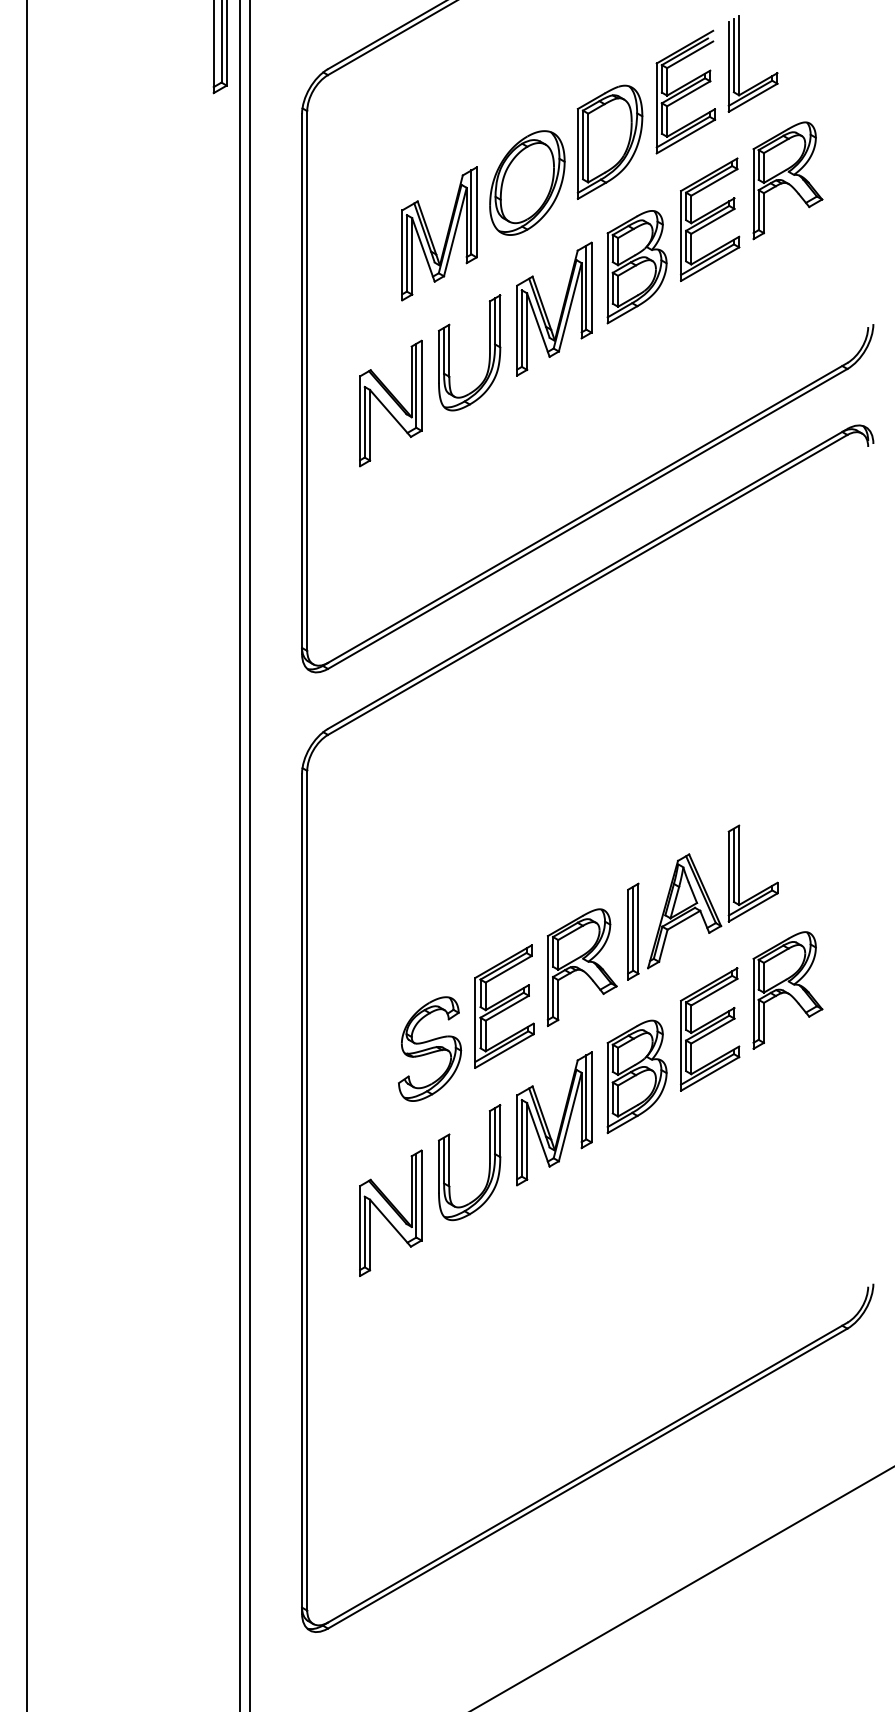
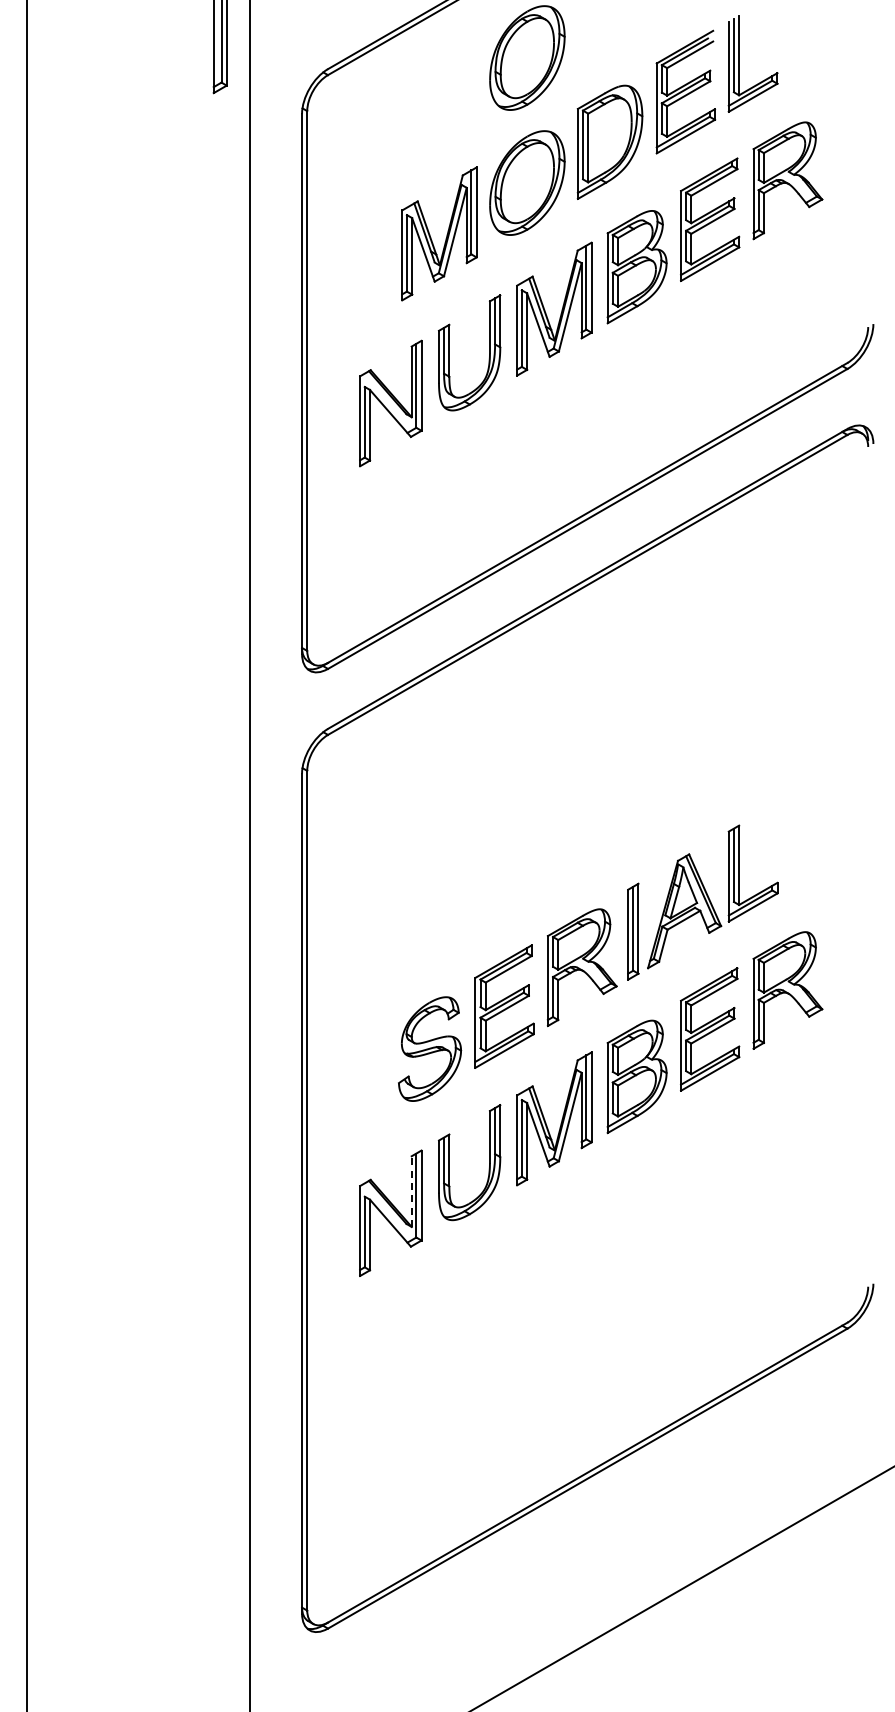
part: none -> present (527, 57)
line: present -> none (239, 855)
line: solid -> dashed (411, 1191)
